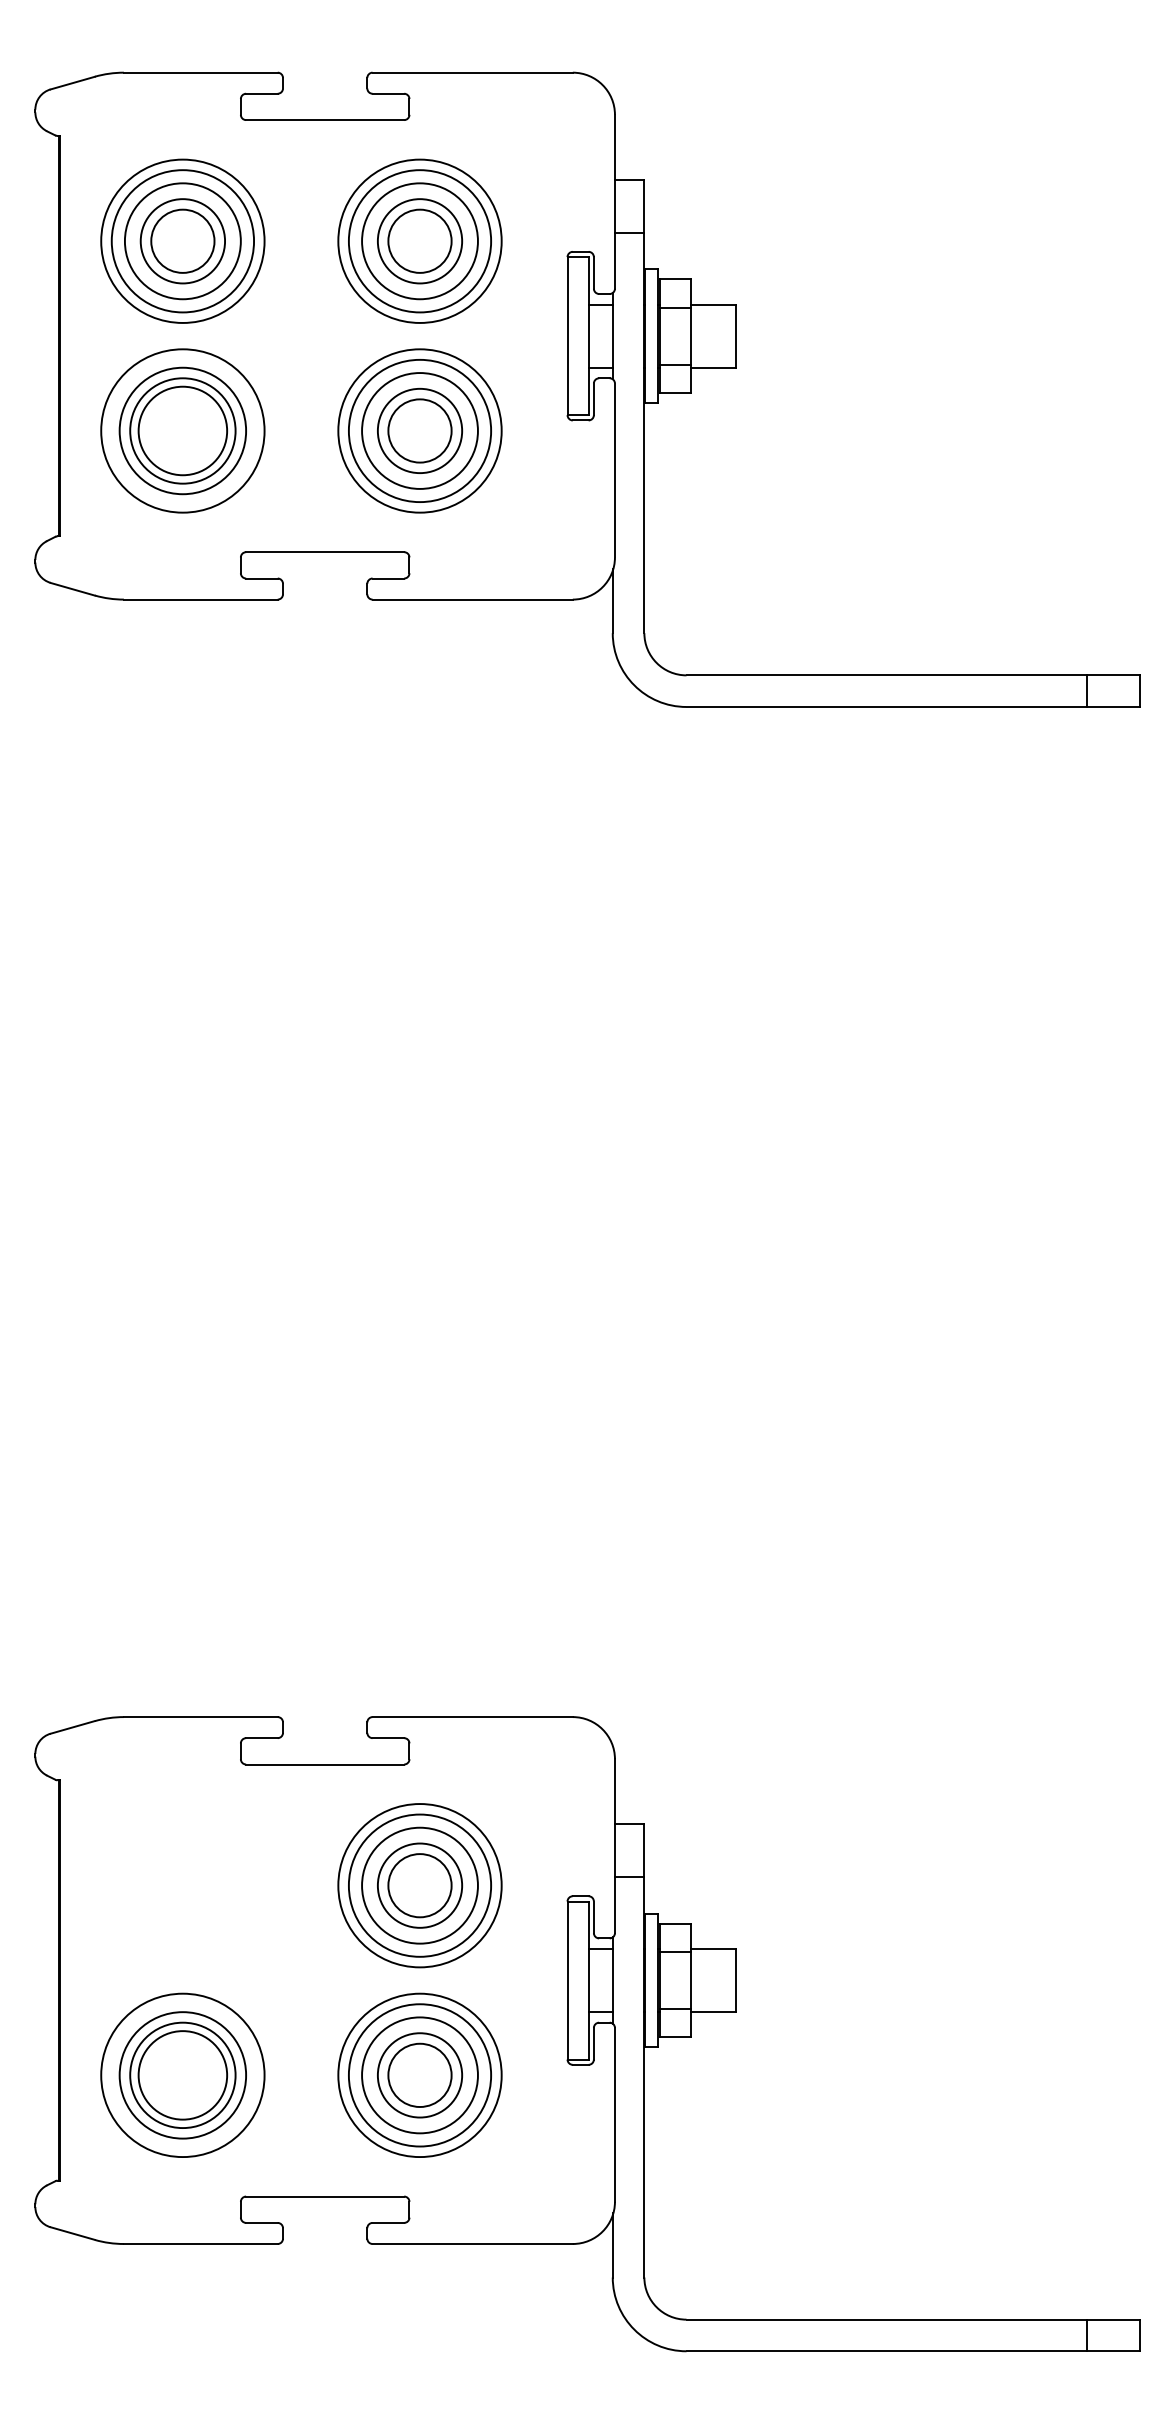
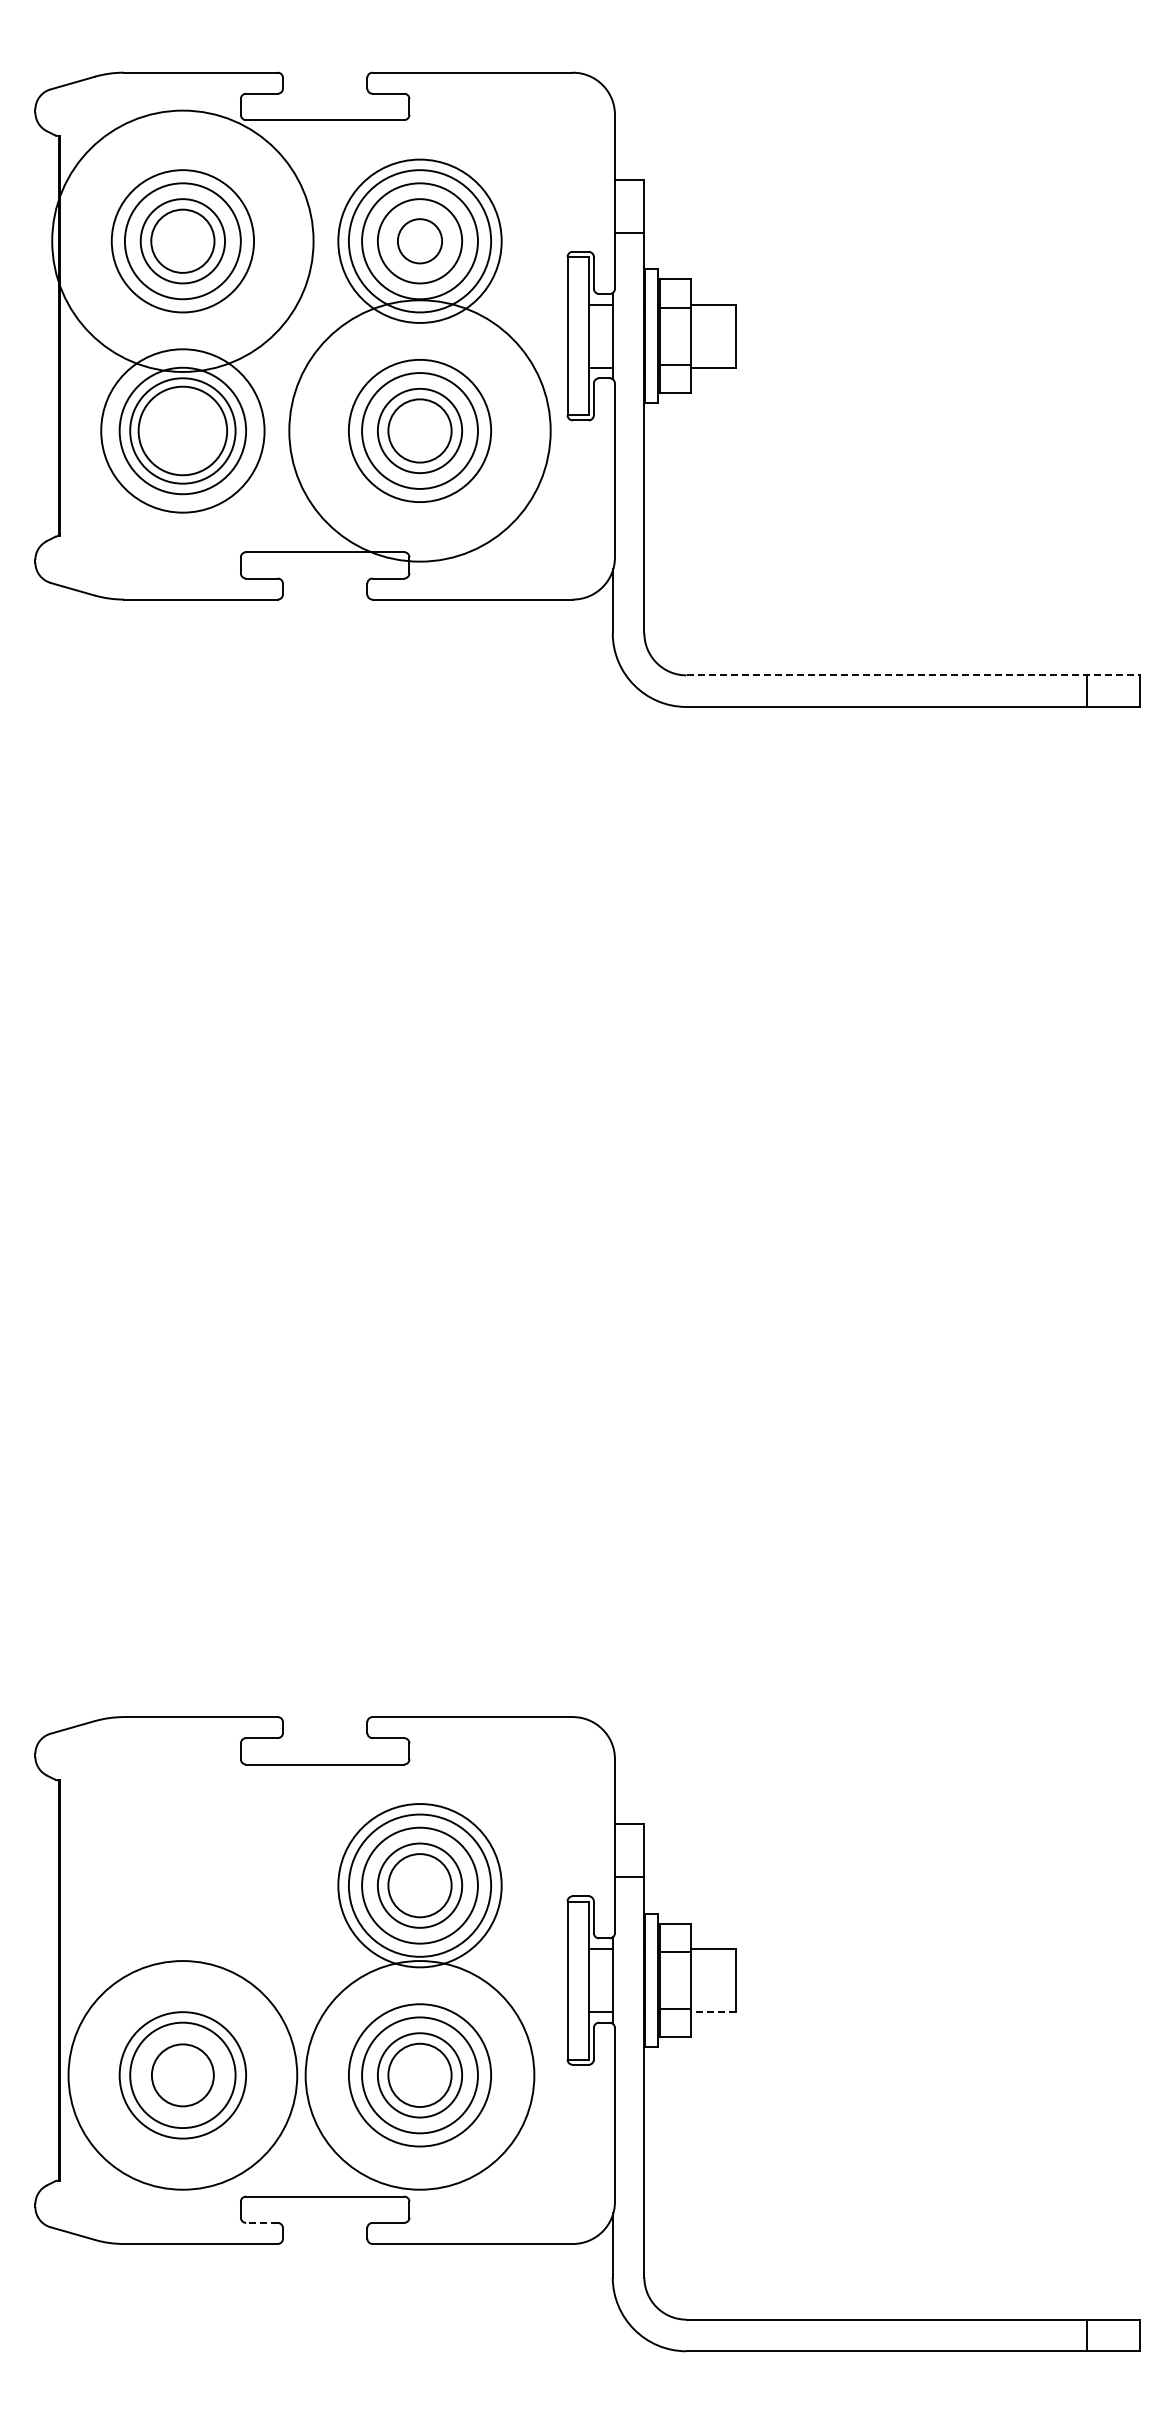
circle diameter: 163 px -> 261 px (182, 240)
circle diameter: 63 px -> 44 px (419, 241)
circle diameter: 163 px -> 261 px (419, 430)
line: solid -> dashed (913, 675)
line: solid -> dashed (713, 2012)
circle diameter: 163 px -> 229 px (182, 2075)
circle diameter: 89 px -> 62 px (182, 2075)
circle diameter: 163 px -> 229 px (419, 2075)
line: solid -> dashed (261, 2222)
